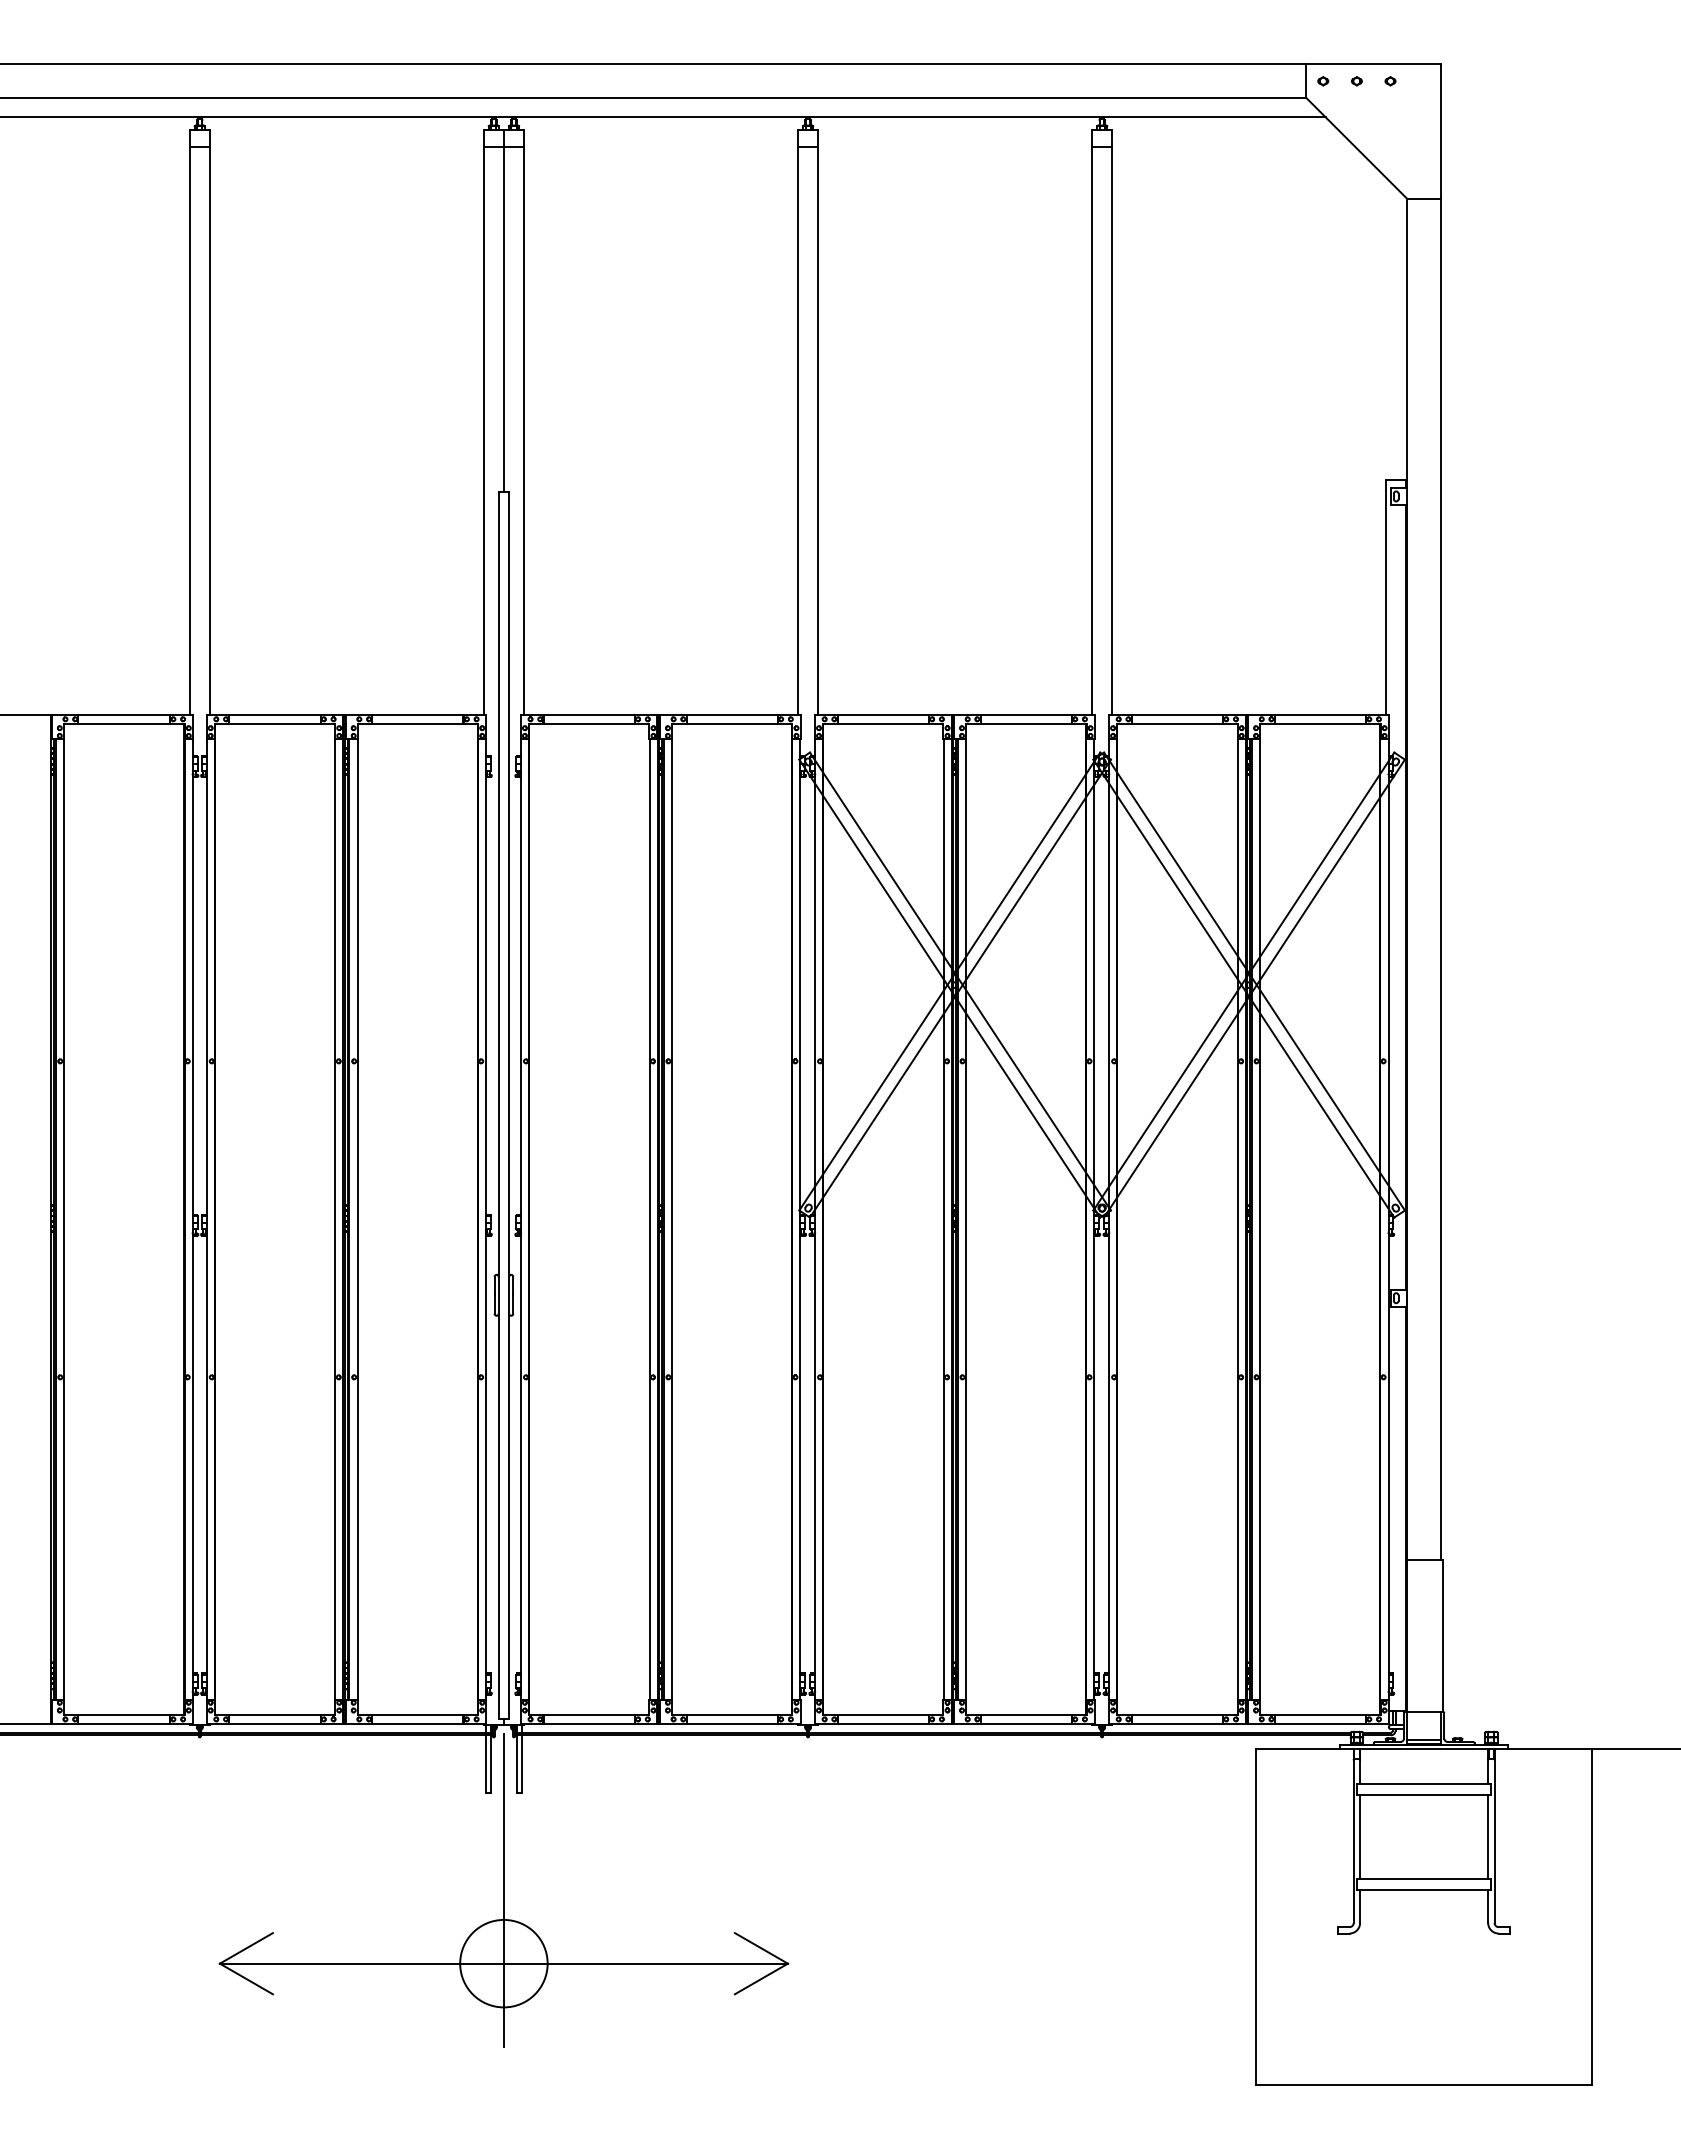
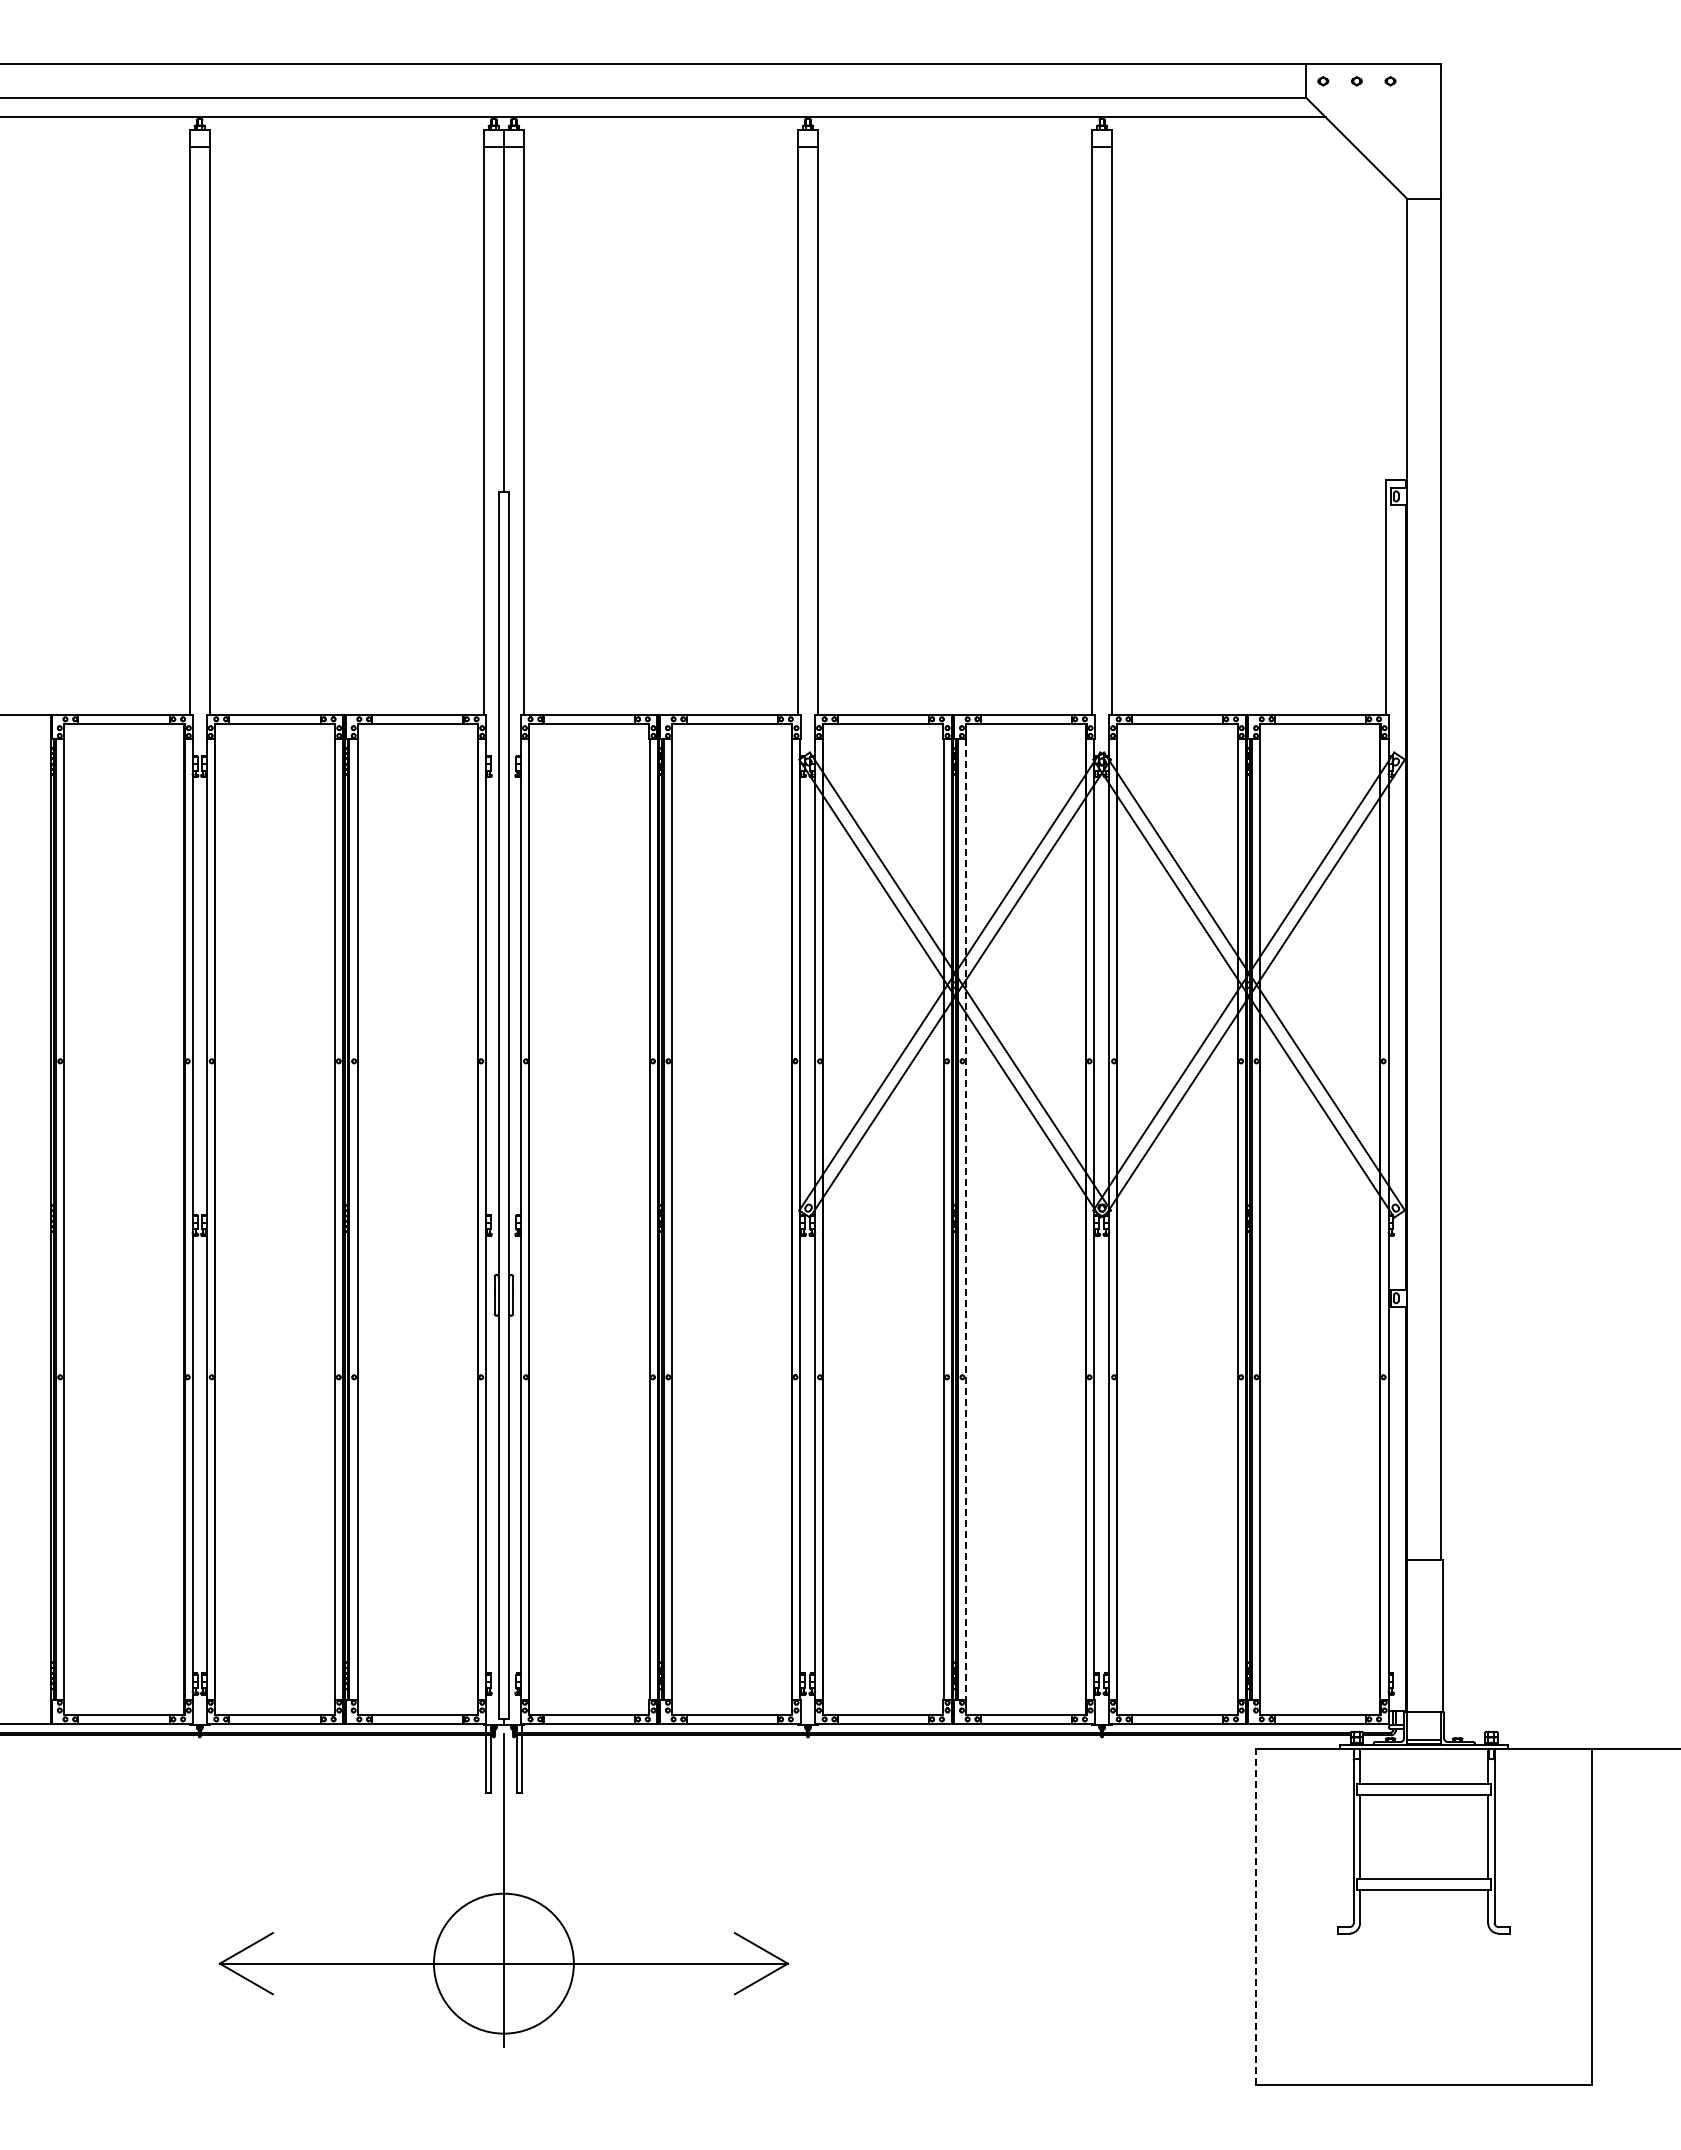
line: solid -> dashed (965, 1219)
line: solid -> dashed (1256, 1916)
circle diameter: 87 px -> 140 px (503, 1963)
